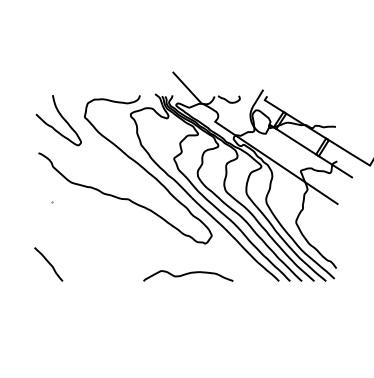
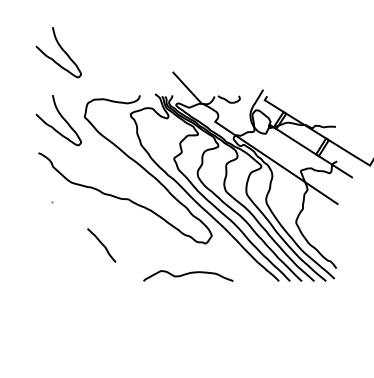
curve: none -> present (61, 49)
curve position: (48, 263) -> (101, 244) (101, 244)
